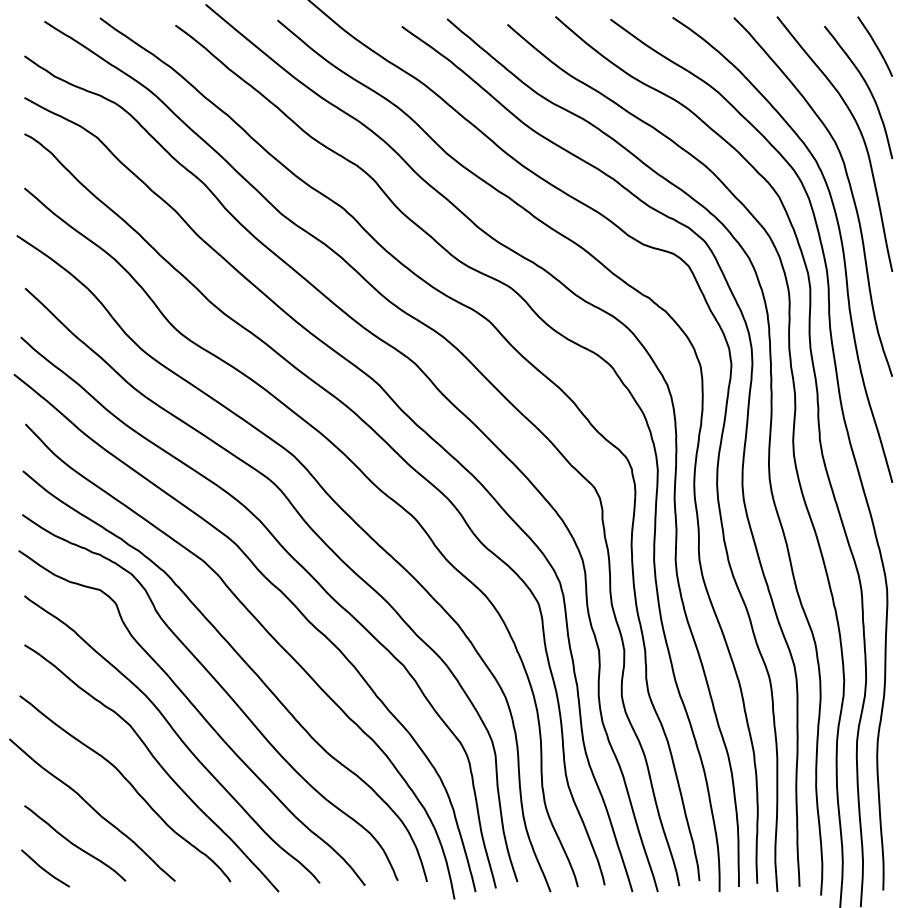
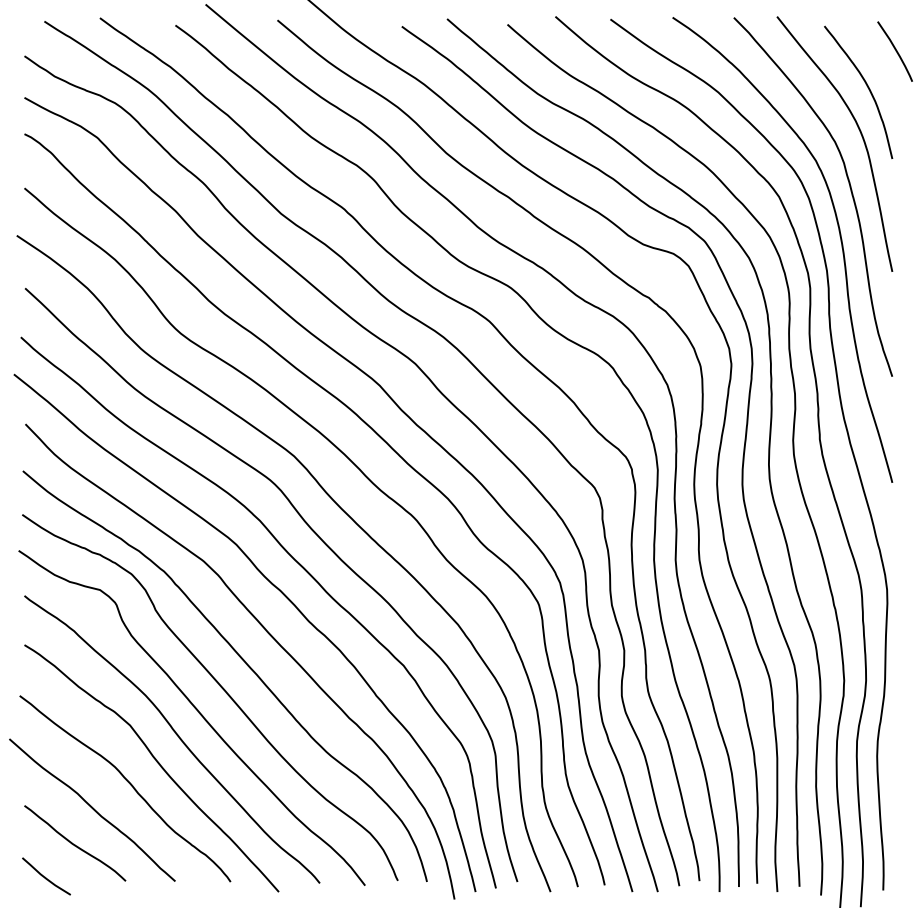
curve position: (875, 46) -> (895, 51) (895, 51)
curve position: (44, 868) -> (45, 876) (45, 876)
